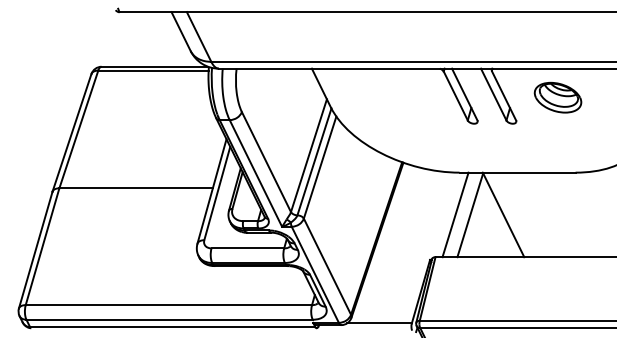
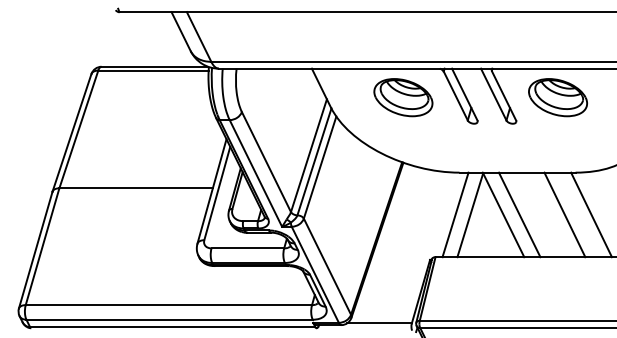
part: none -> present (403, 97)
part size: 50x33 px -> 60x40 px (557, 97)
line: none -> present (519, 214)
line: none -> present (564, 214)
line: none -> present (591, 214)
